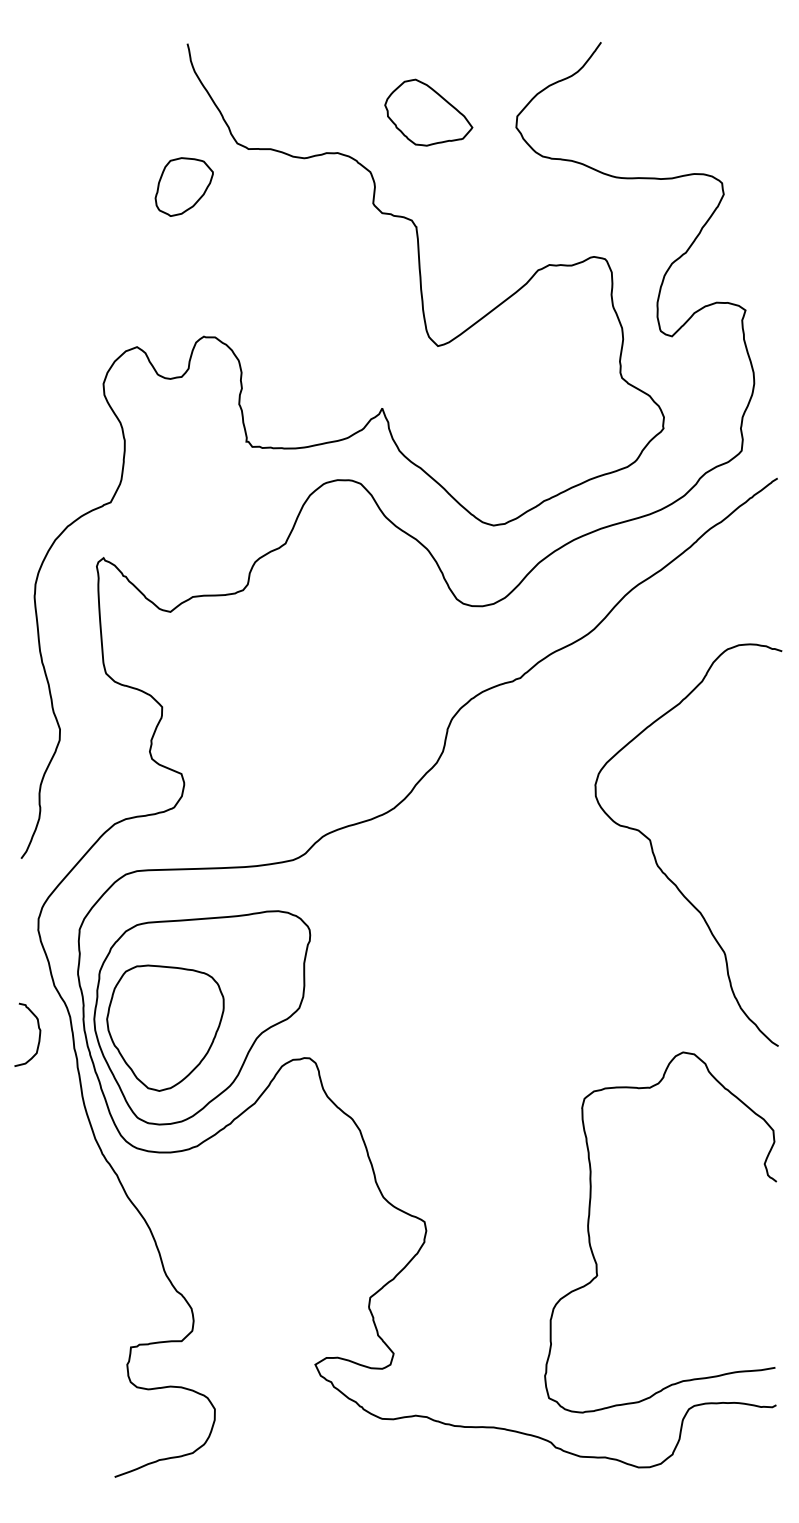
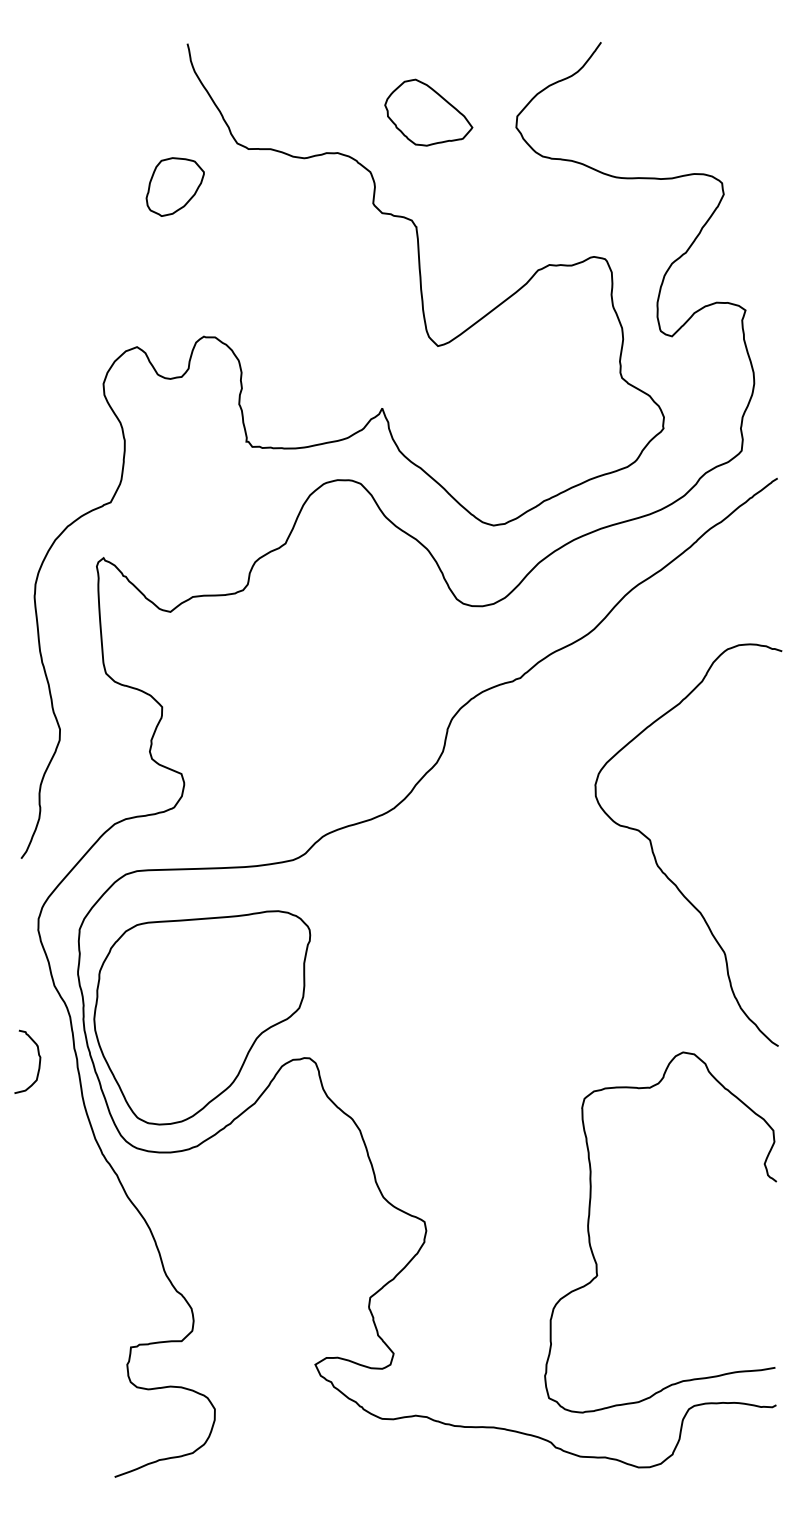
part position: (183, 186) -> (174, 186) (174, 186)
part: present -> none (165, 1027)
curve position: (38, 1037) -> (38, 1064) (38, 1064)
